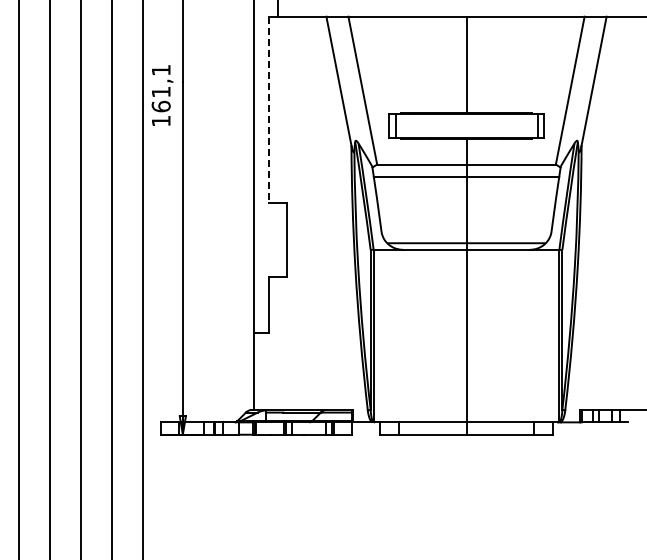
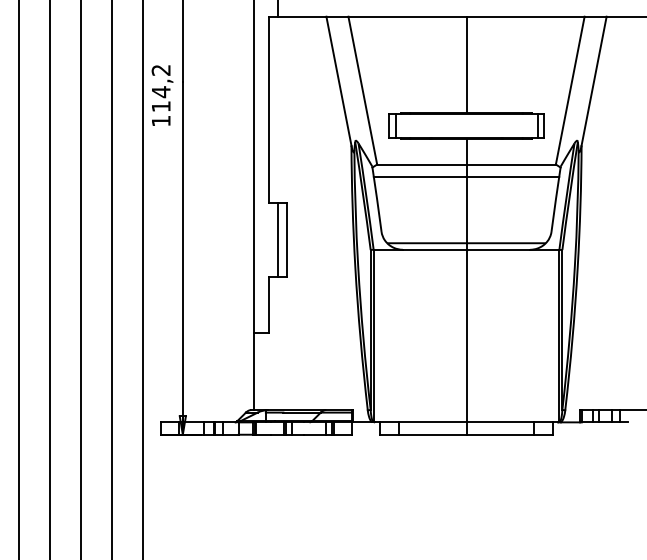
text: 161,1 -> 114,2 (160, 88)
line: dashed -> solid (268, 110)
line: none -> present (278, 240)
